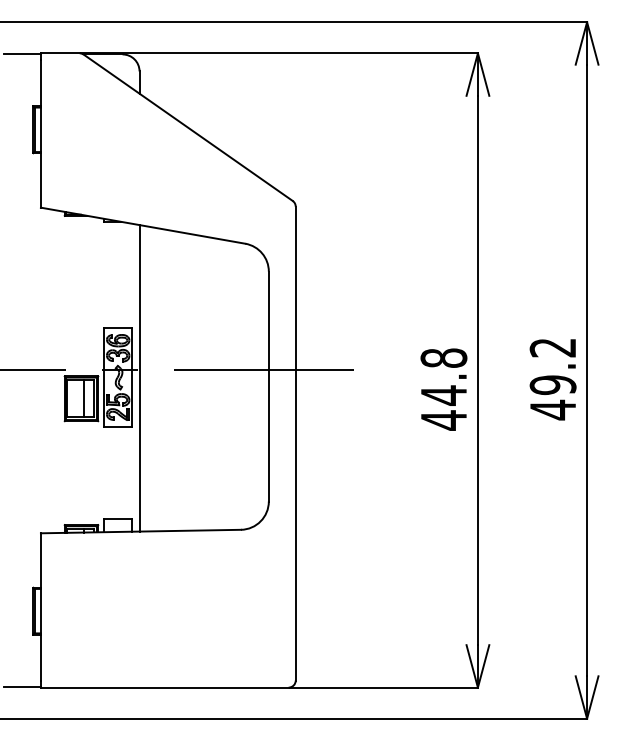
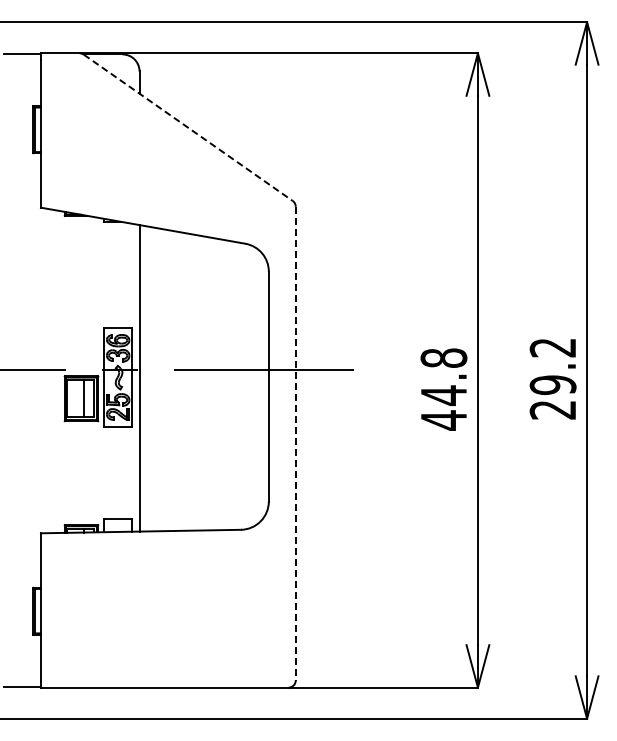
line: solid -> dashed (188, 127)
text: 49.2 -> 29.2 (552, 409)
line: solid -> dashed (295, 443)
